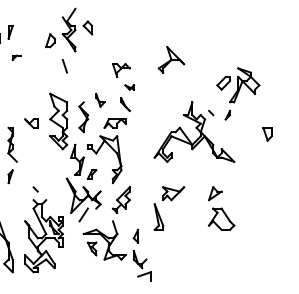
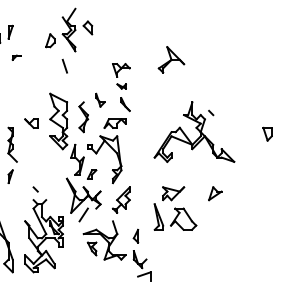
part position: (129, 87) -> (121, 86) (121, 86)
part: present -> none (238, 93)
part position: (221, 218) -> (183, 218) (183, 218)
